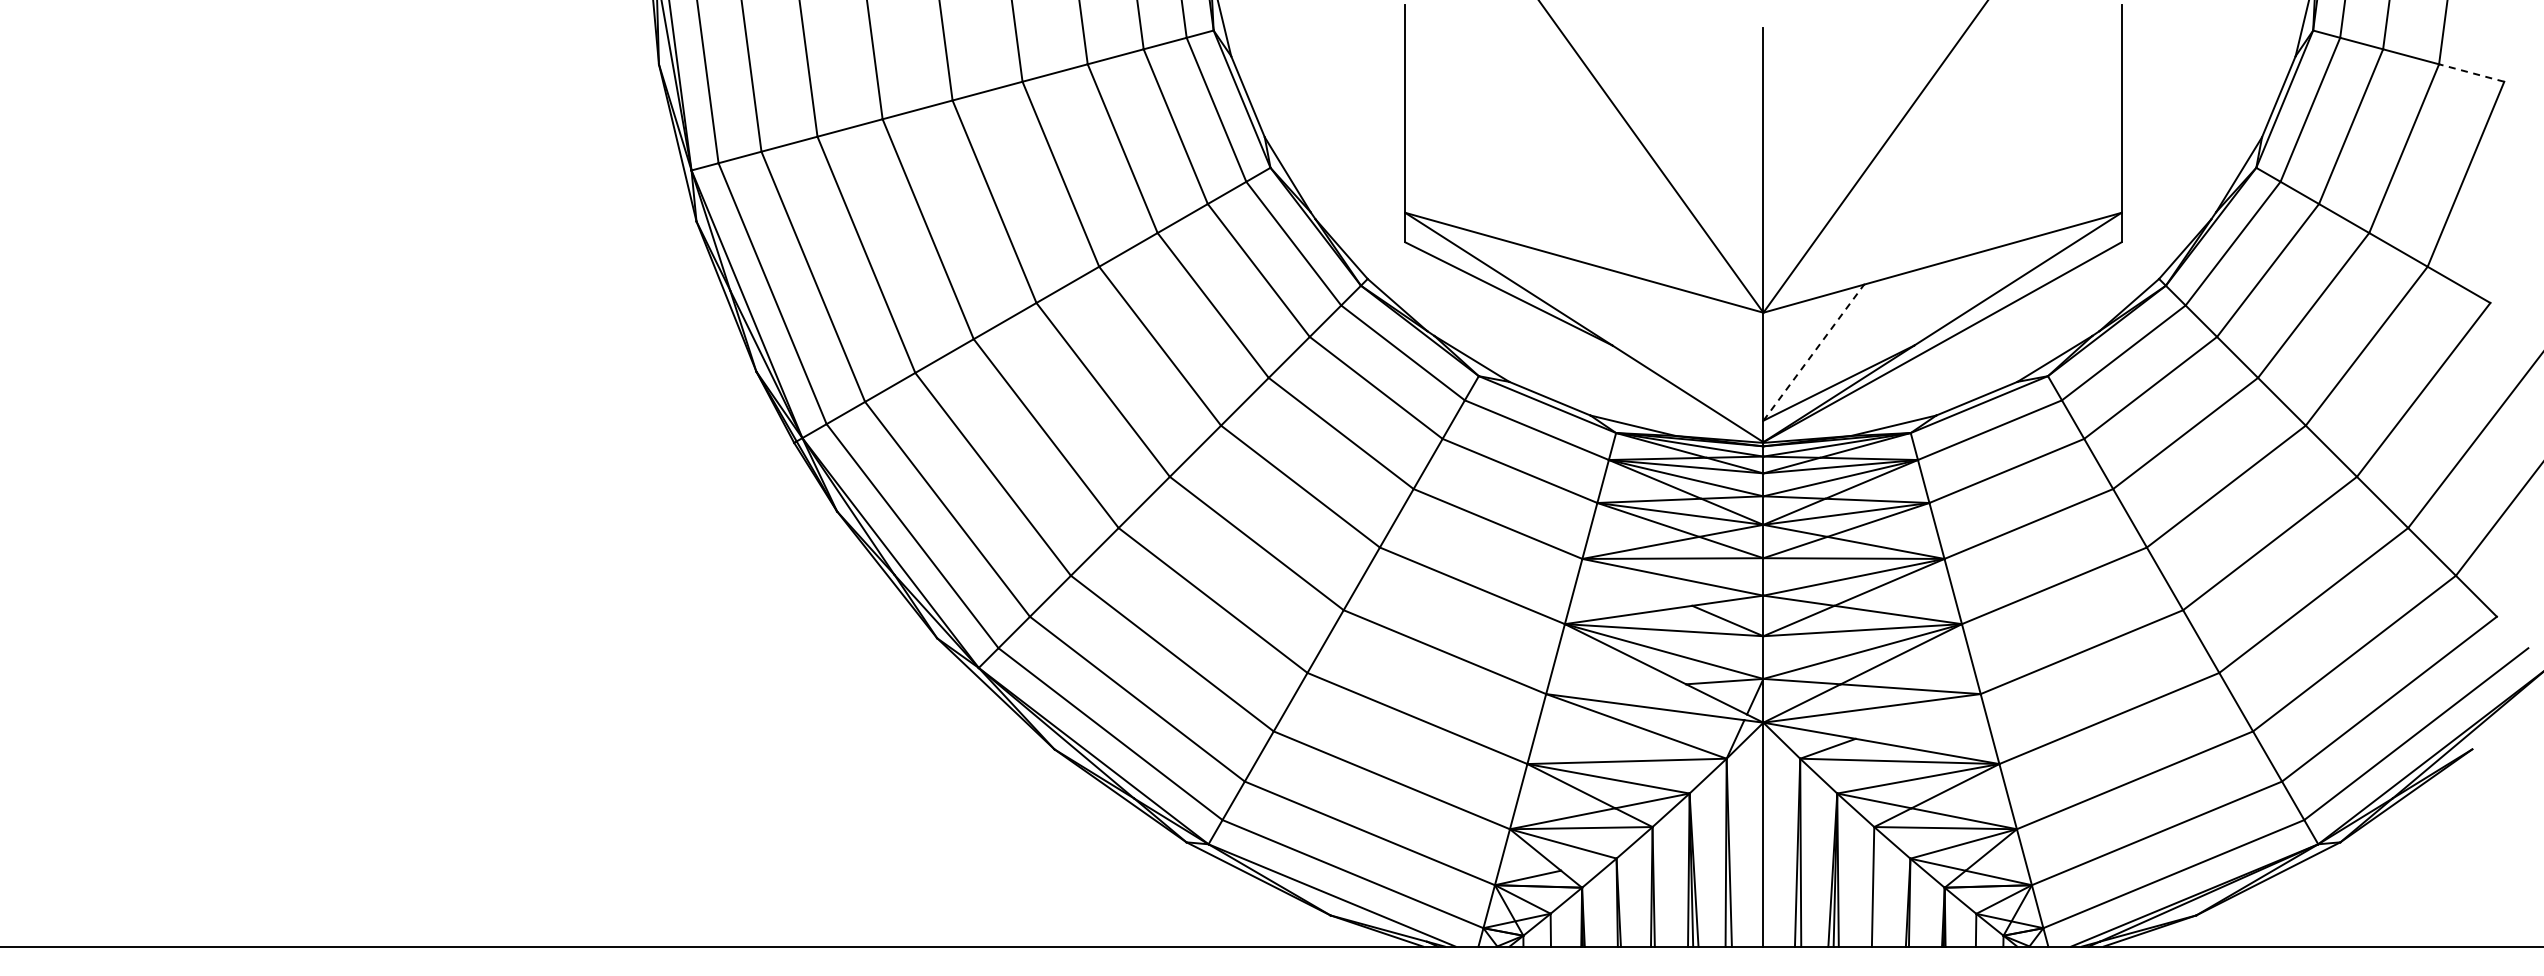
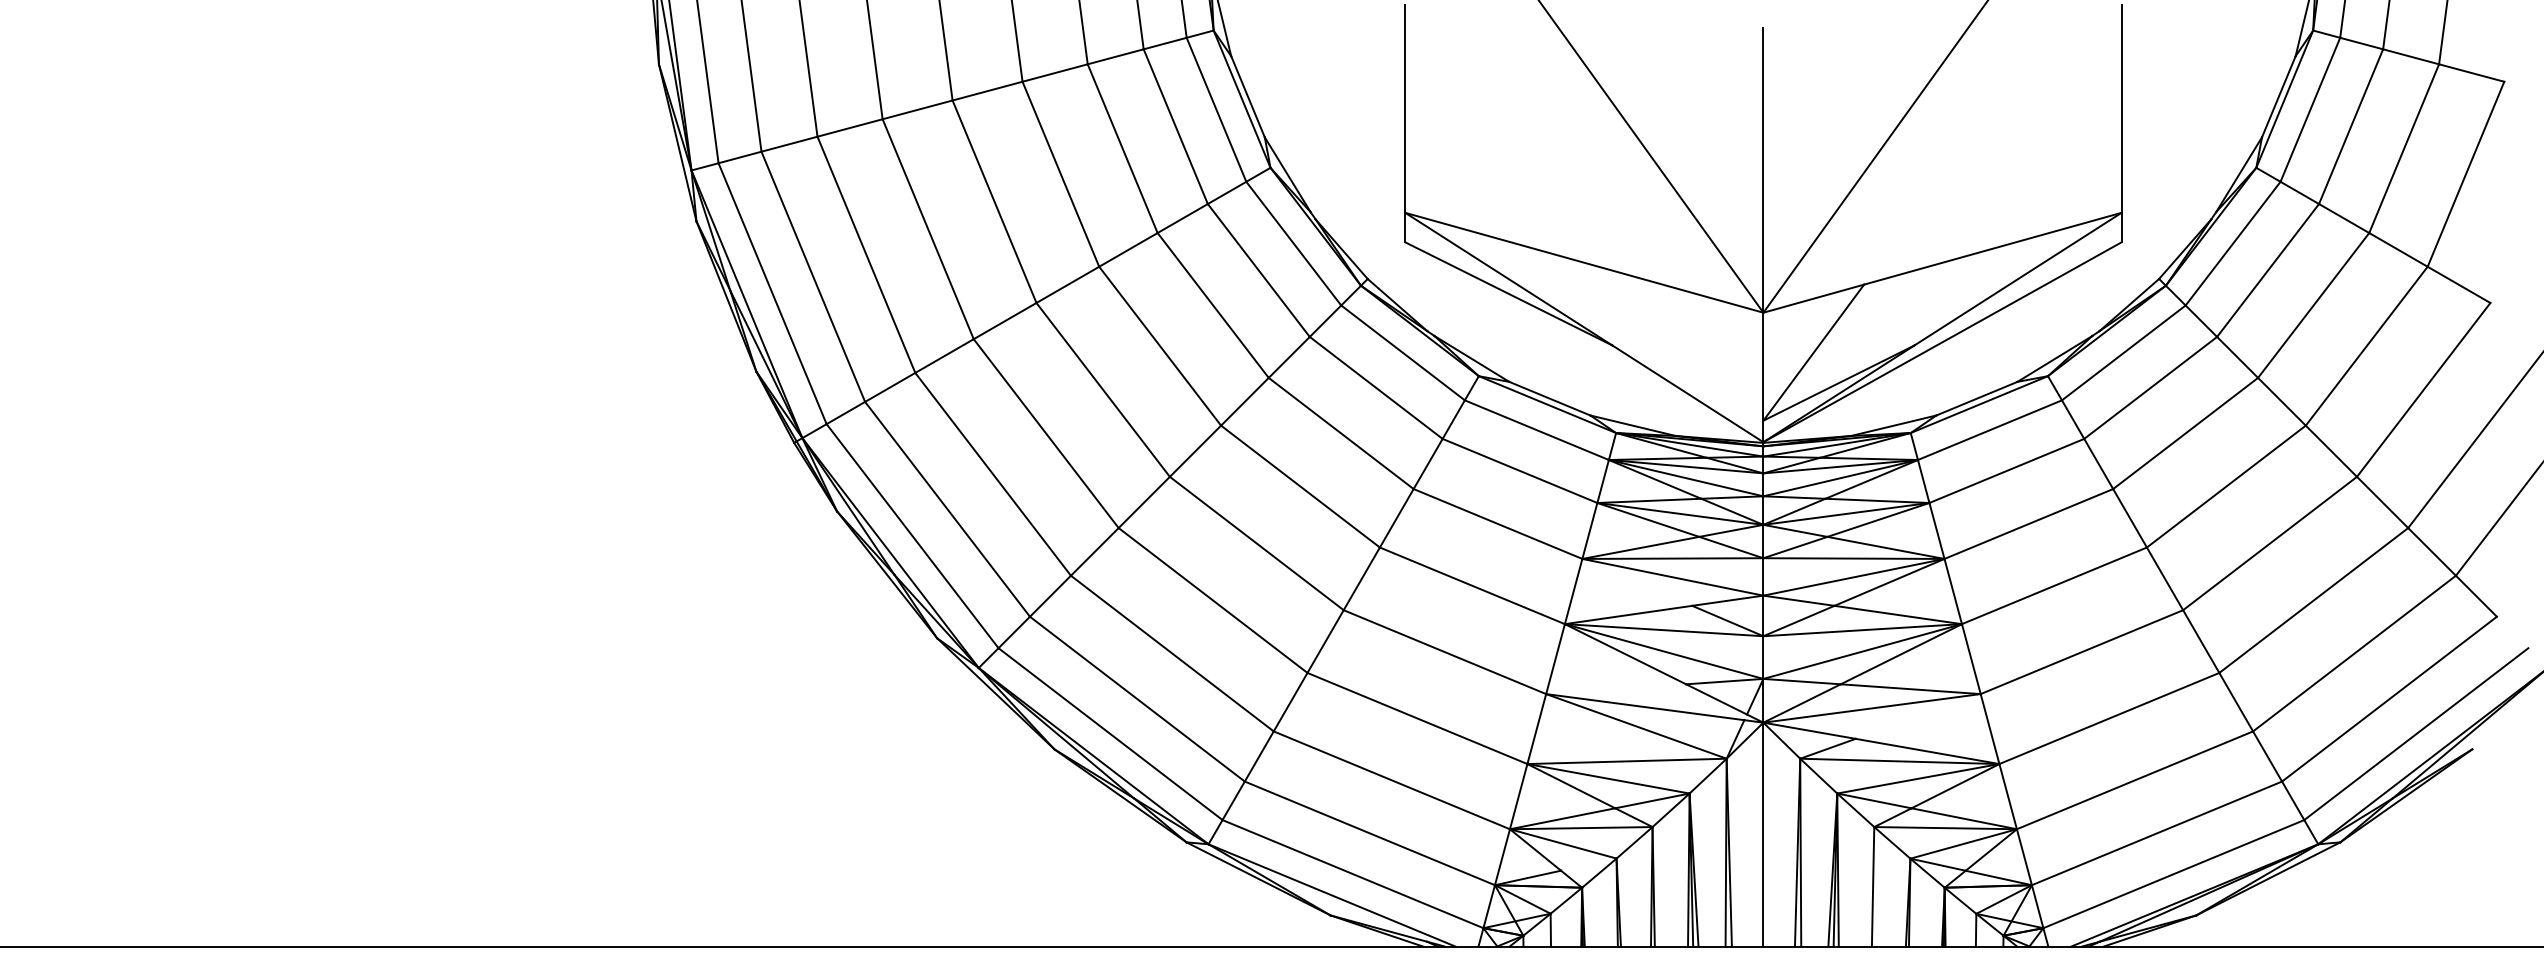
line: dashed -> solid (2471, 73)
line: dashed -> solid (1813, 352)
